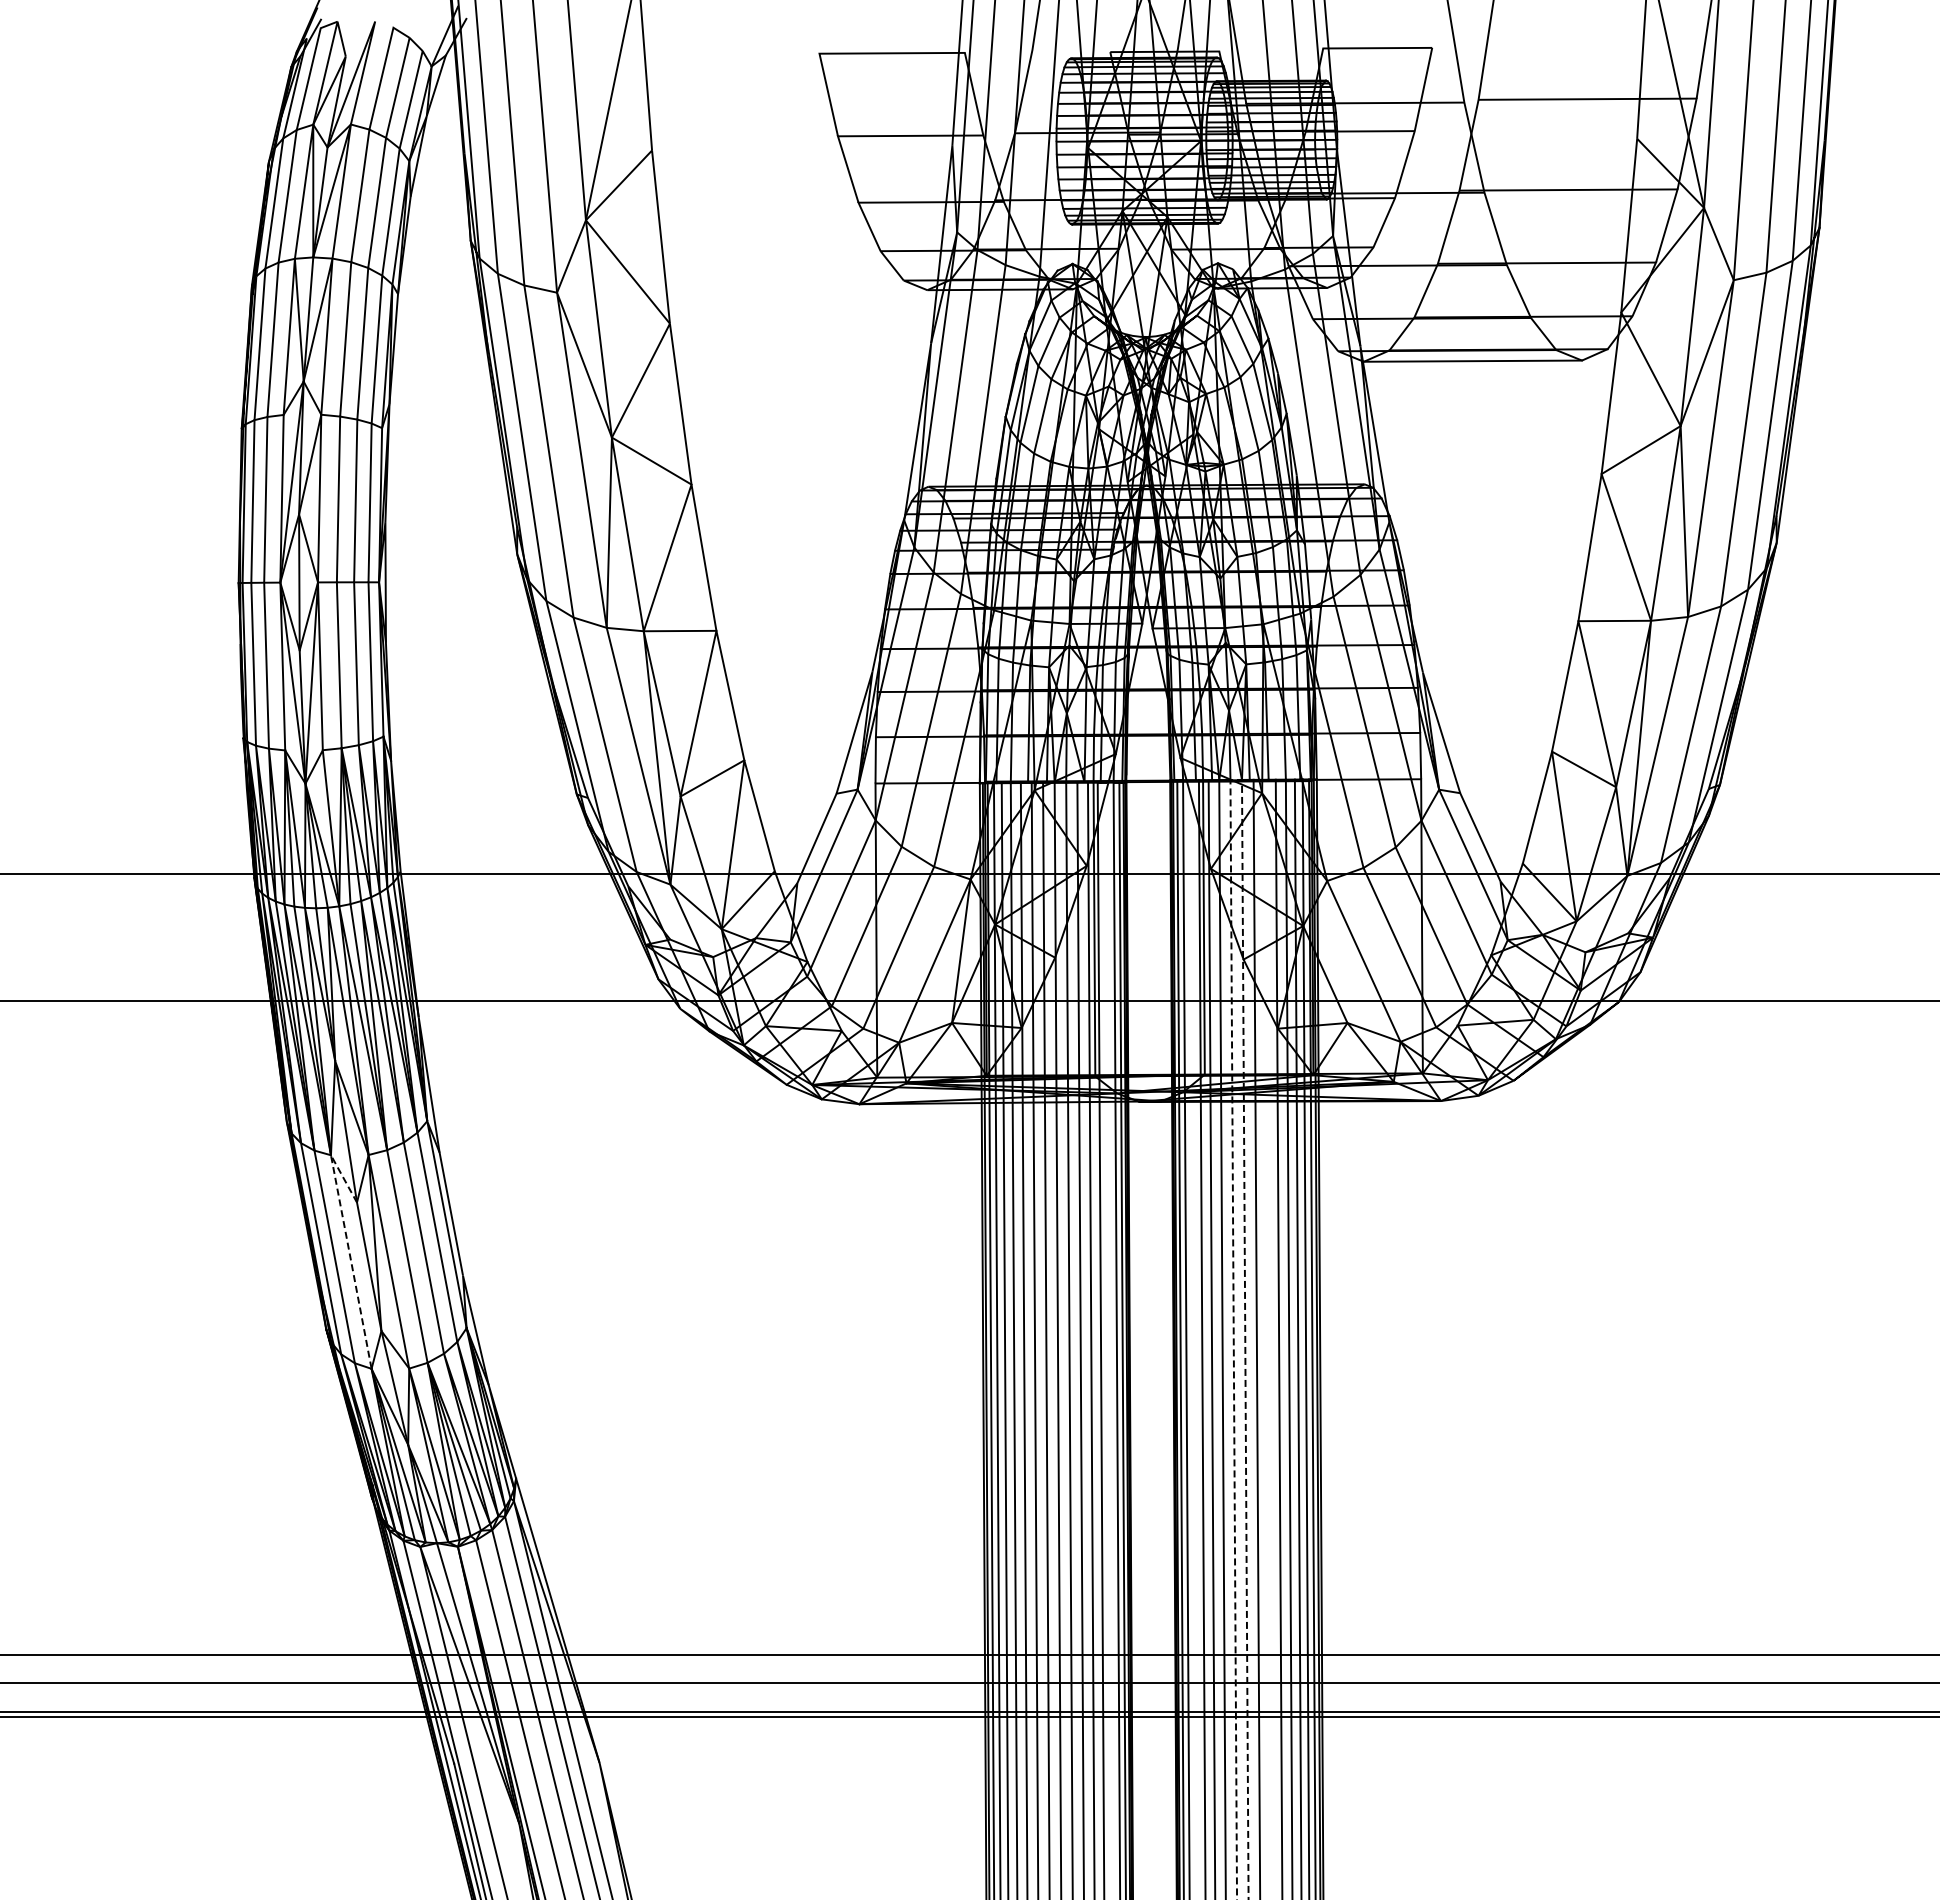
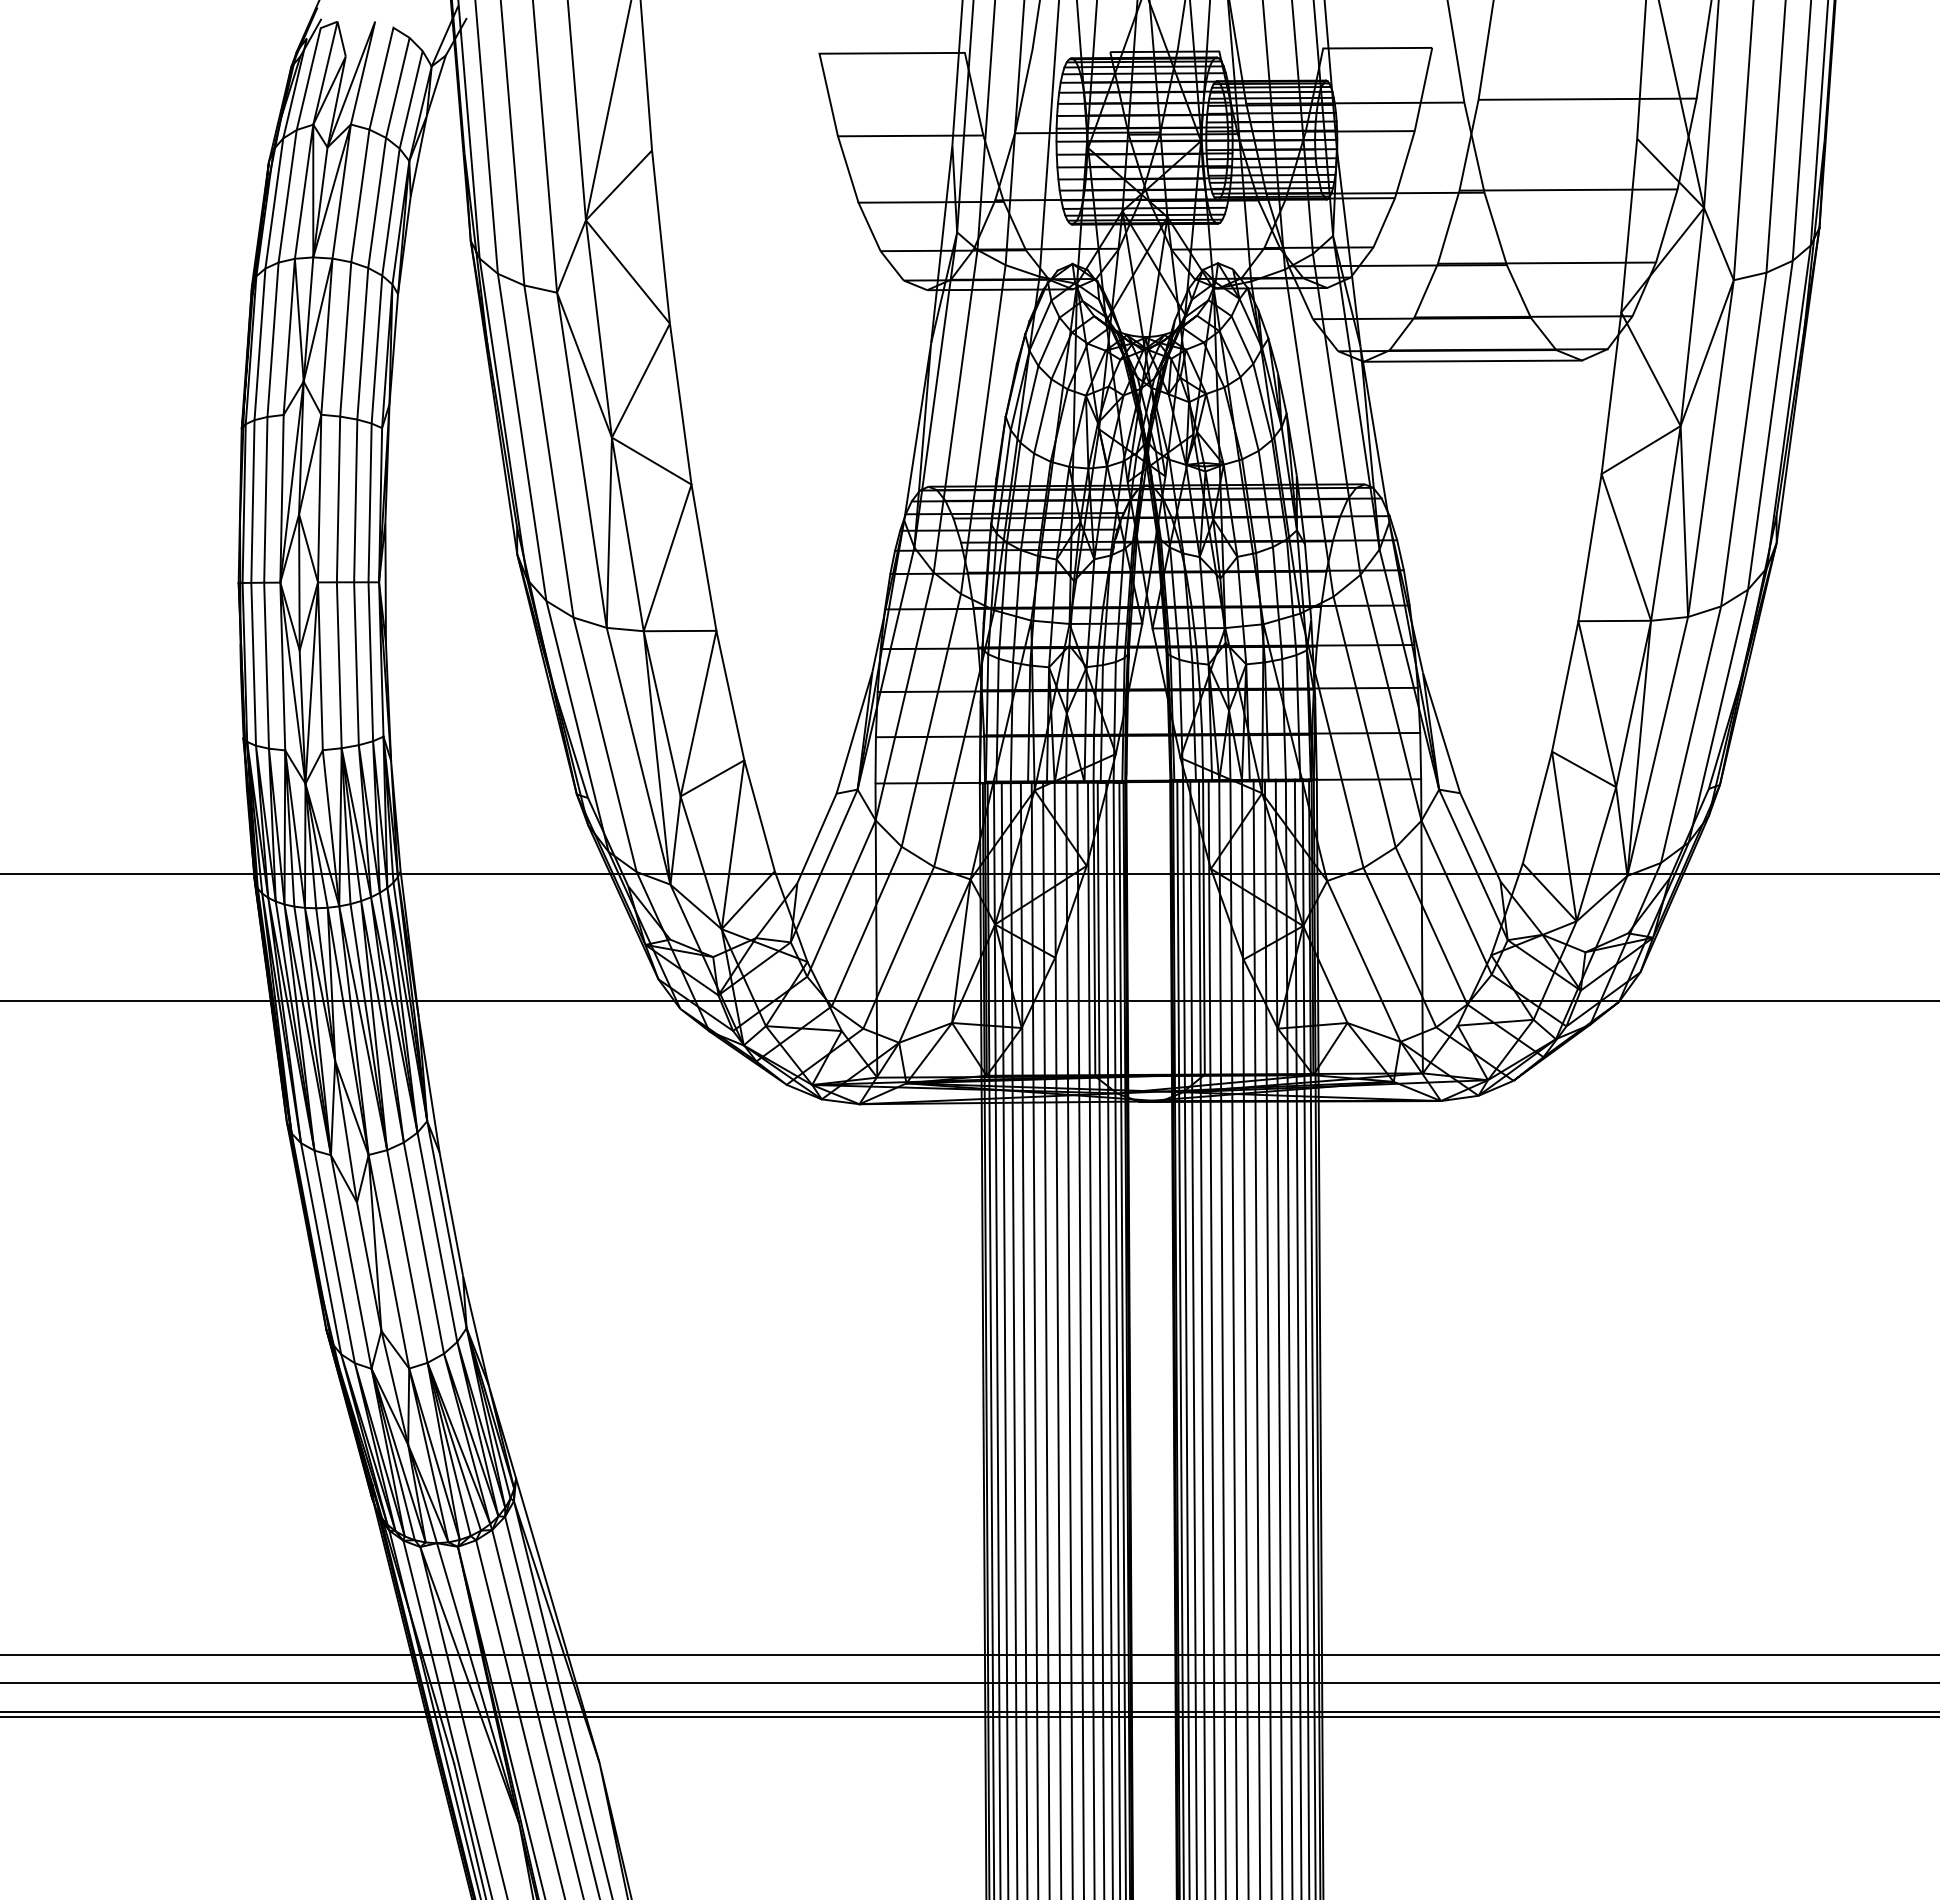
line: dashed -> solid (1236, 779)
line: dashed -> solid (346, 1235)
line: none -> present (1267, 1337)
line: none -> present (1193, 1338)
line: none -> present (1109, 1339)
